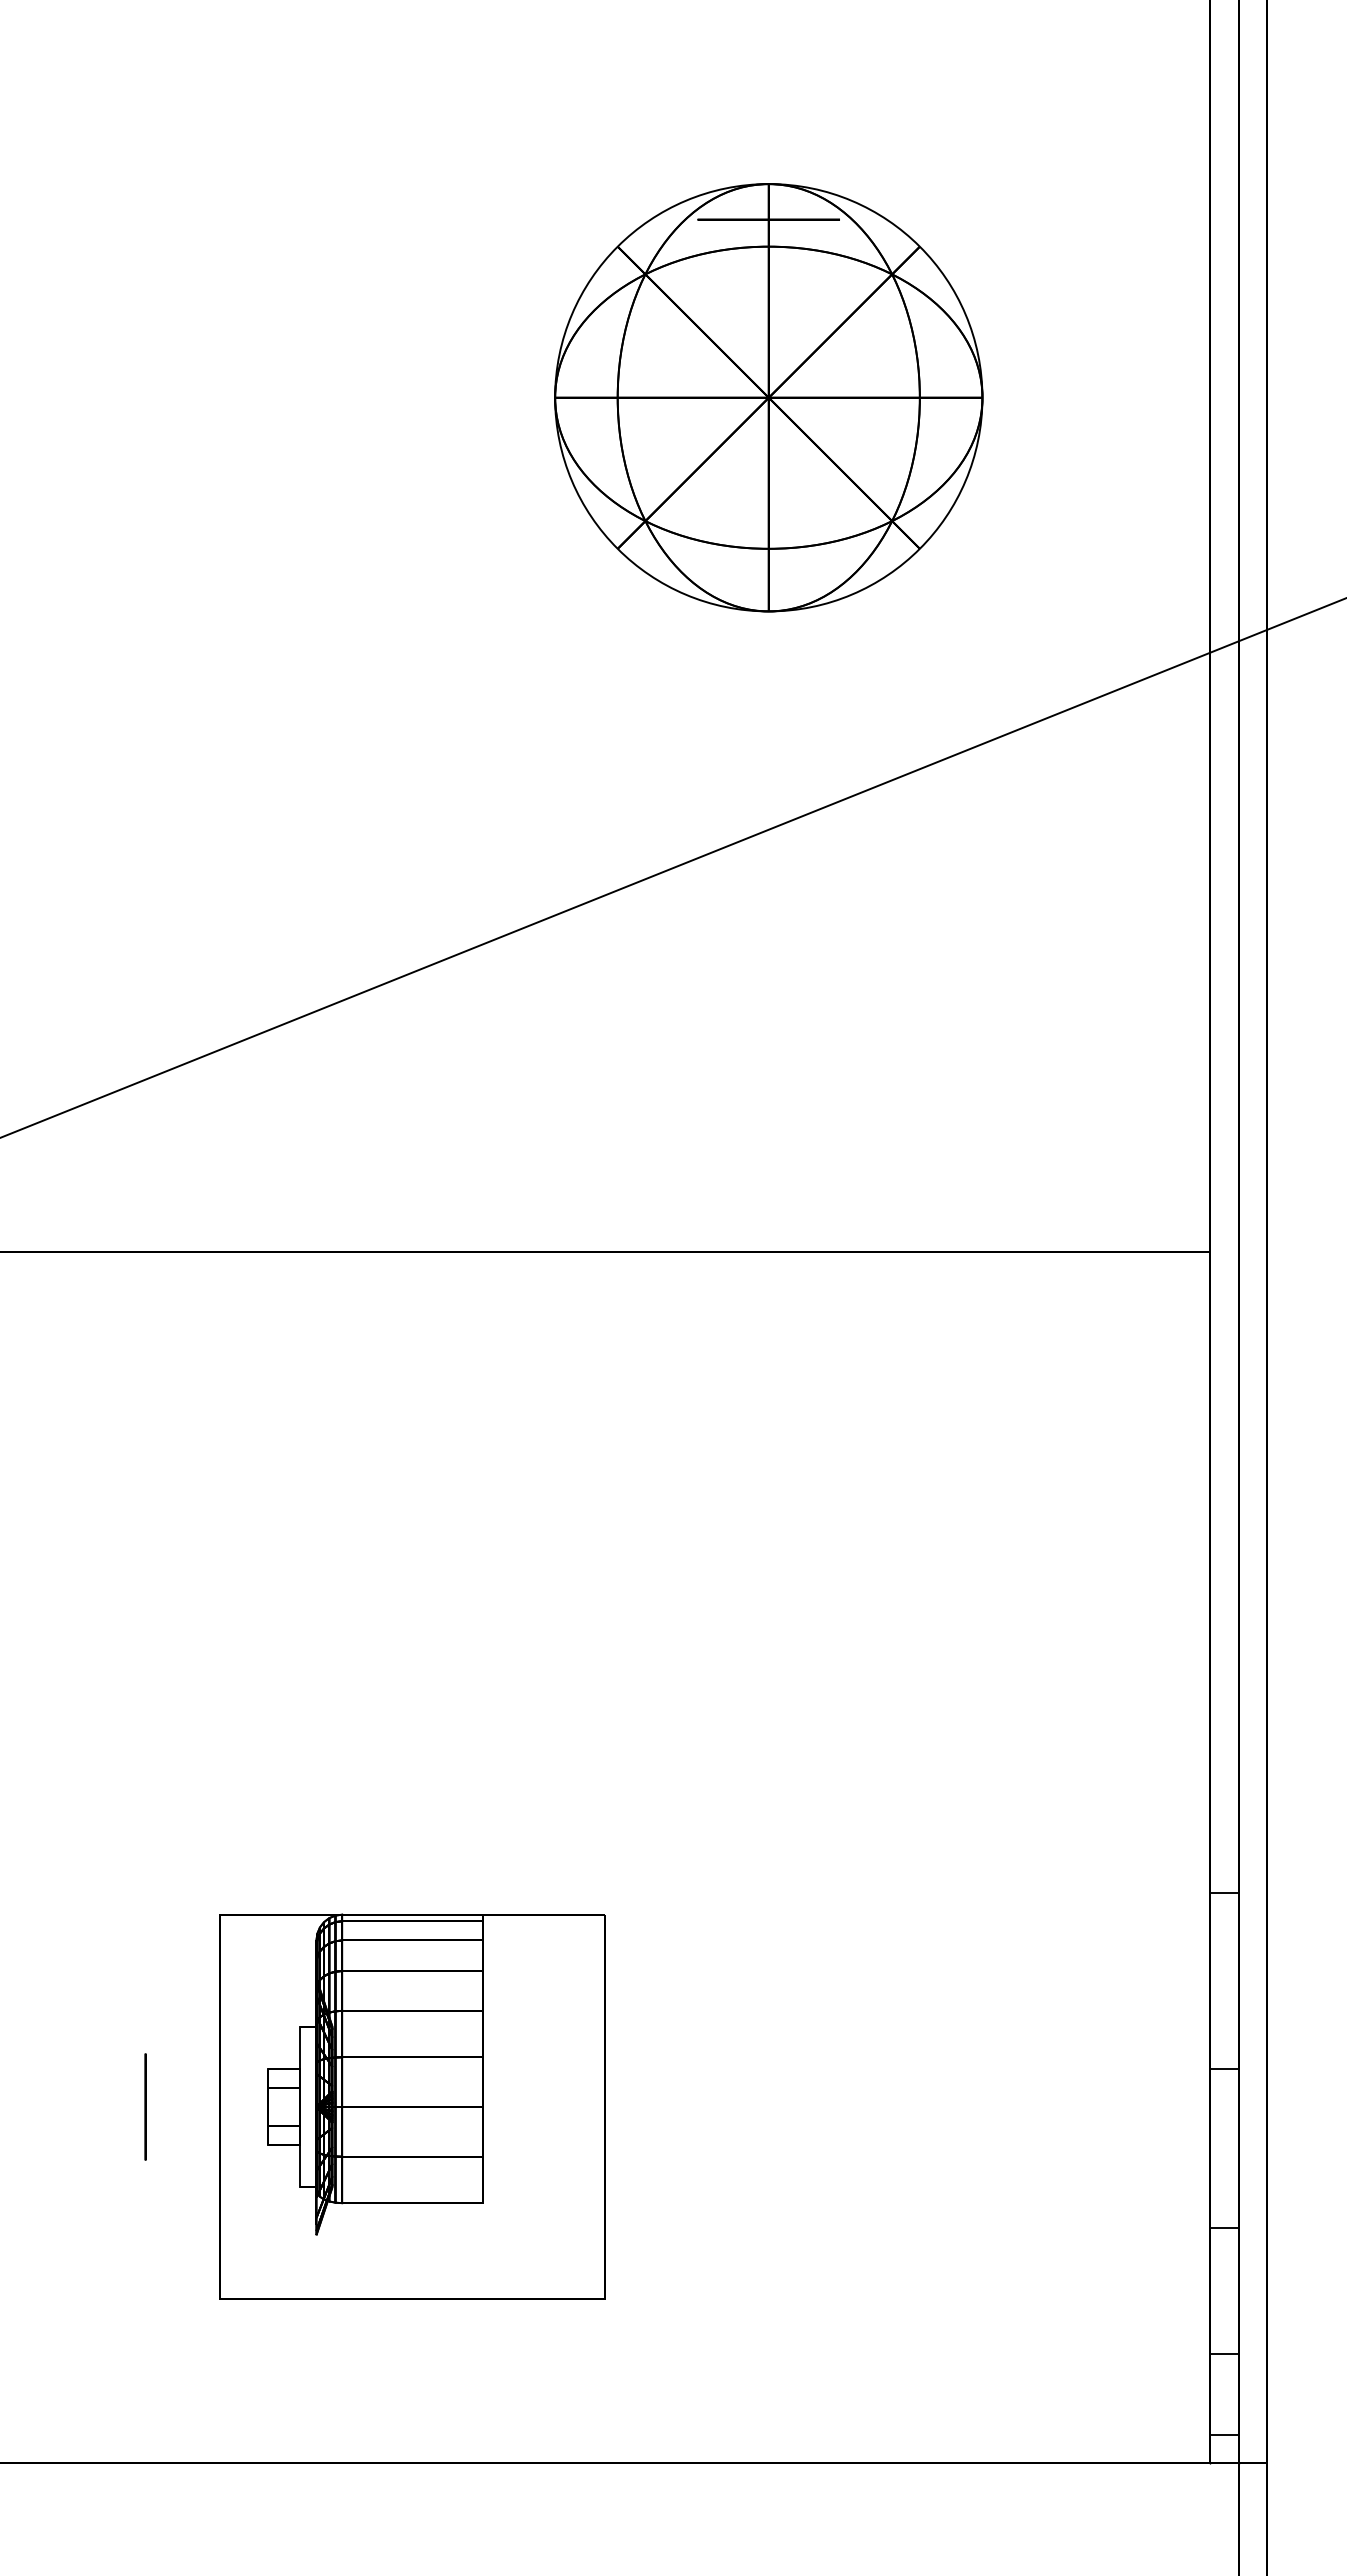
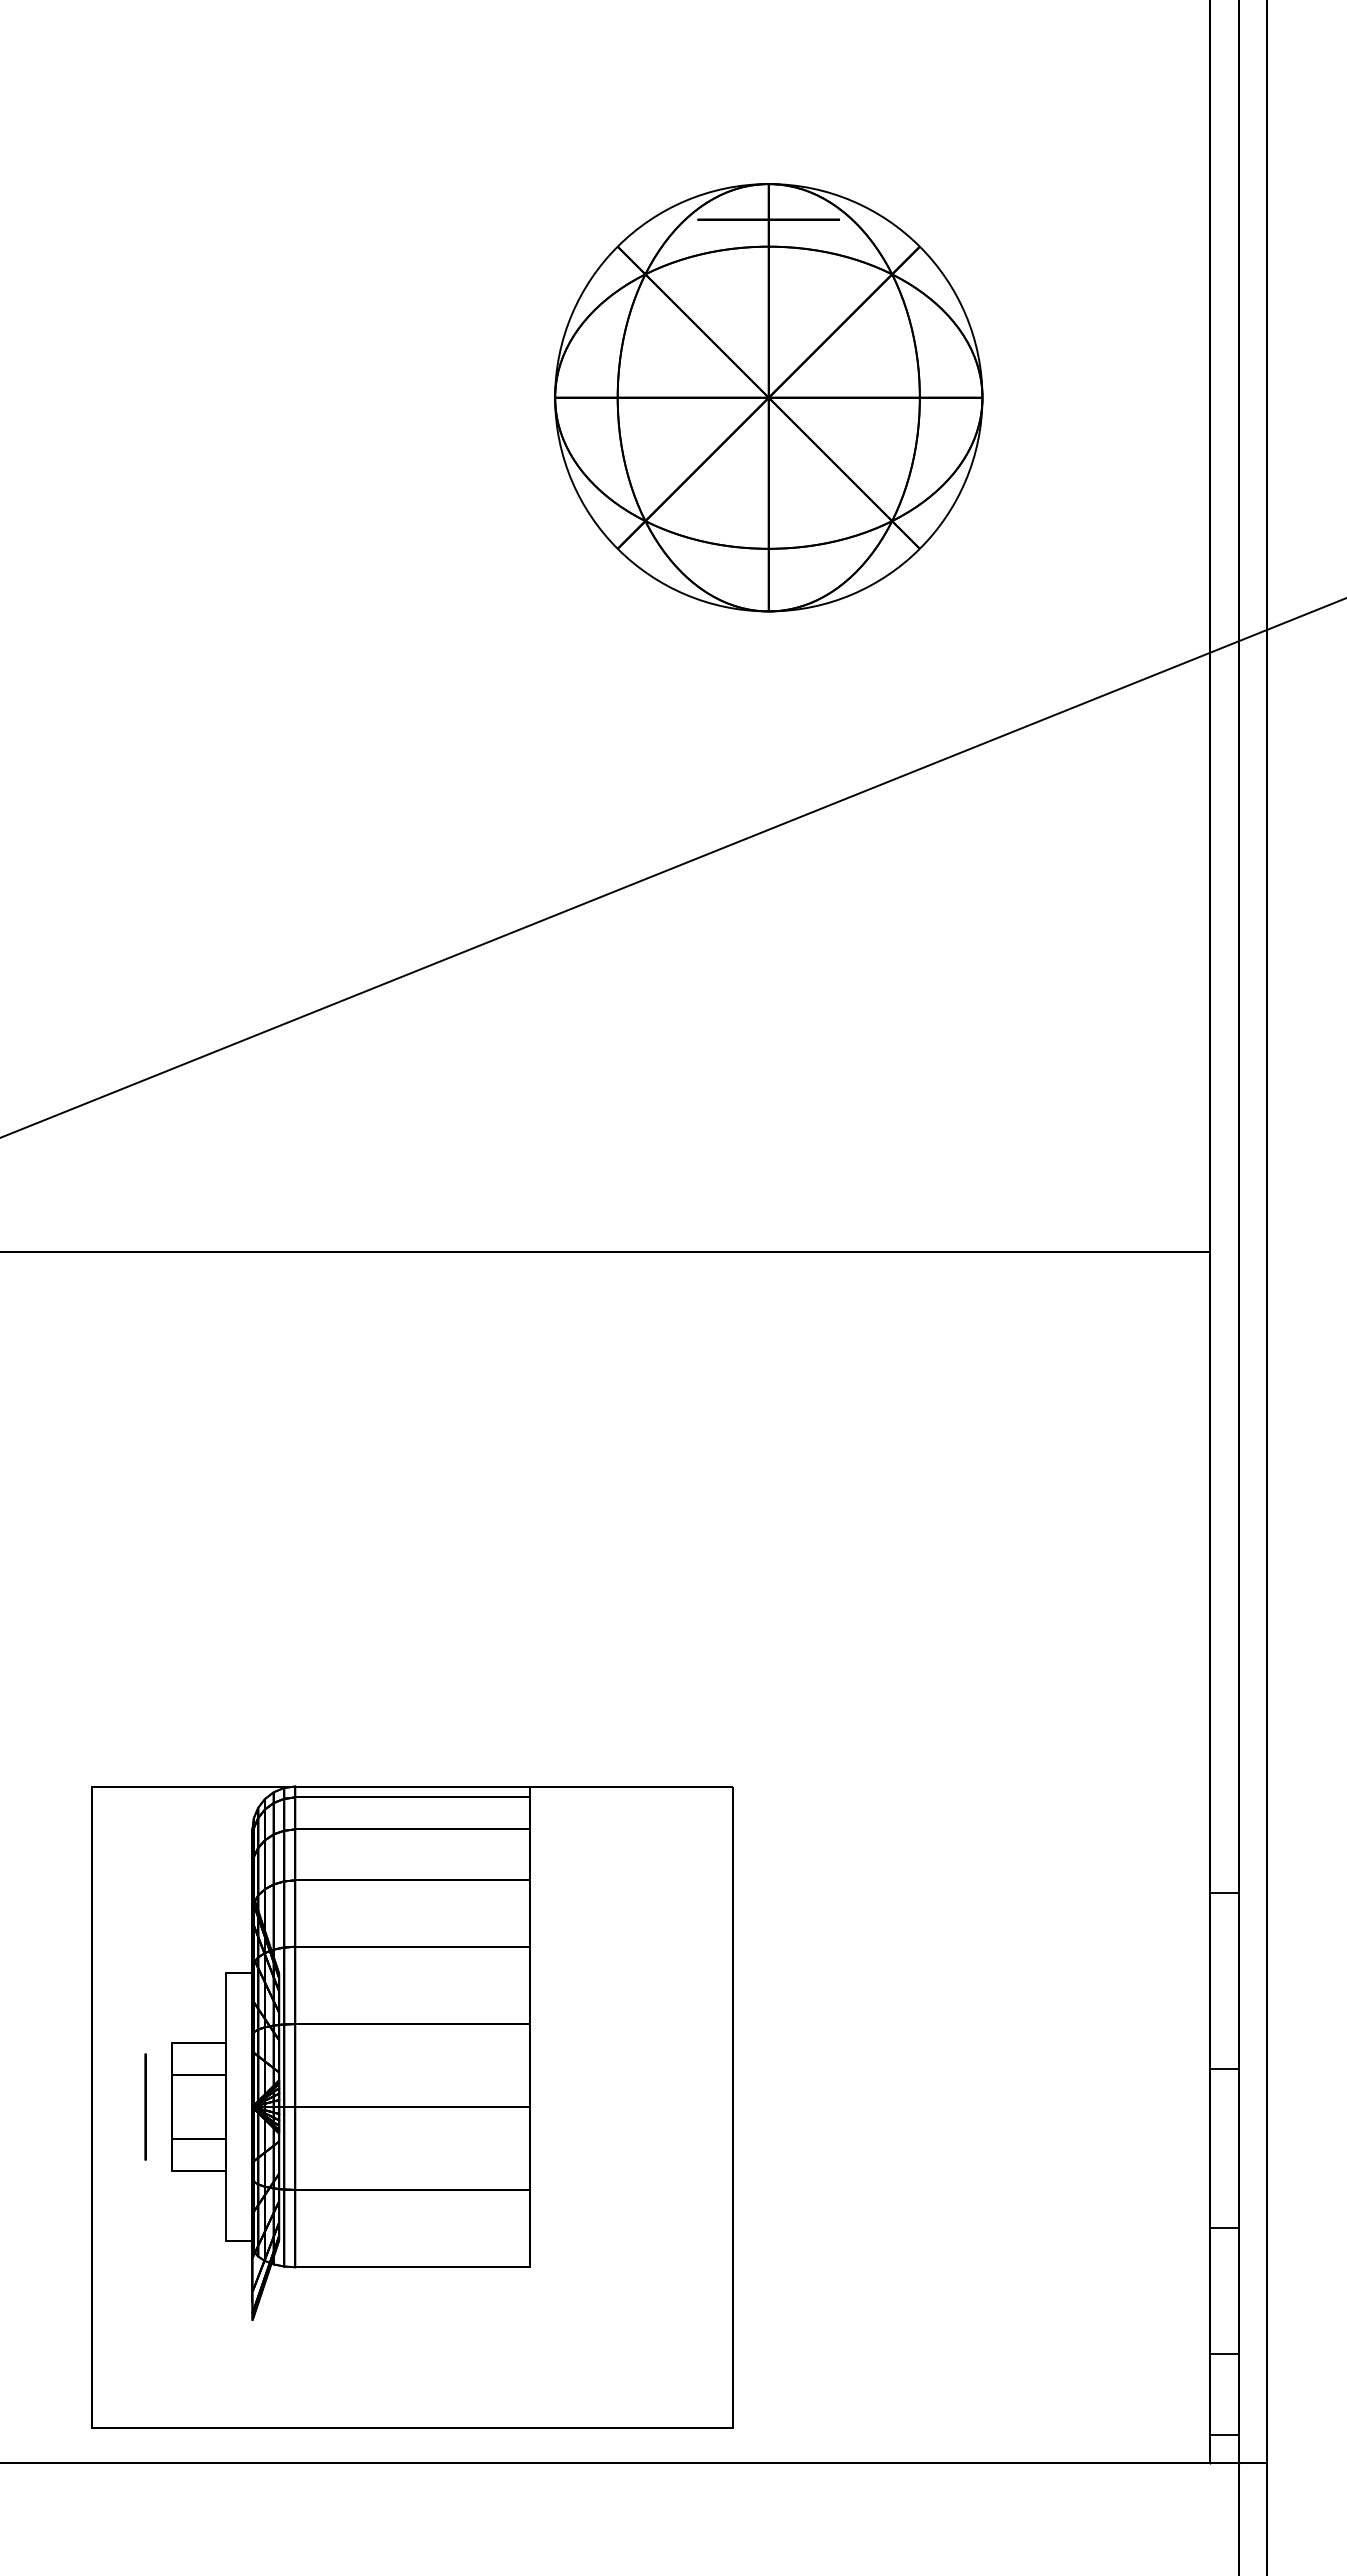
part size: 387x387 px -> 643x644 px (412, 2106)
